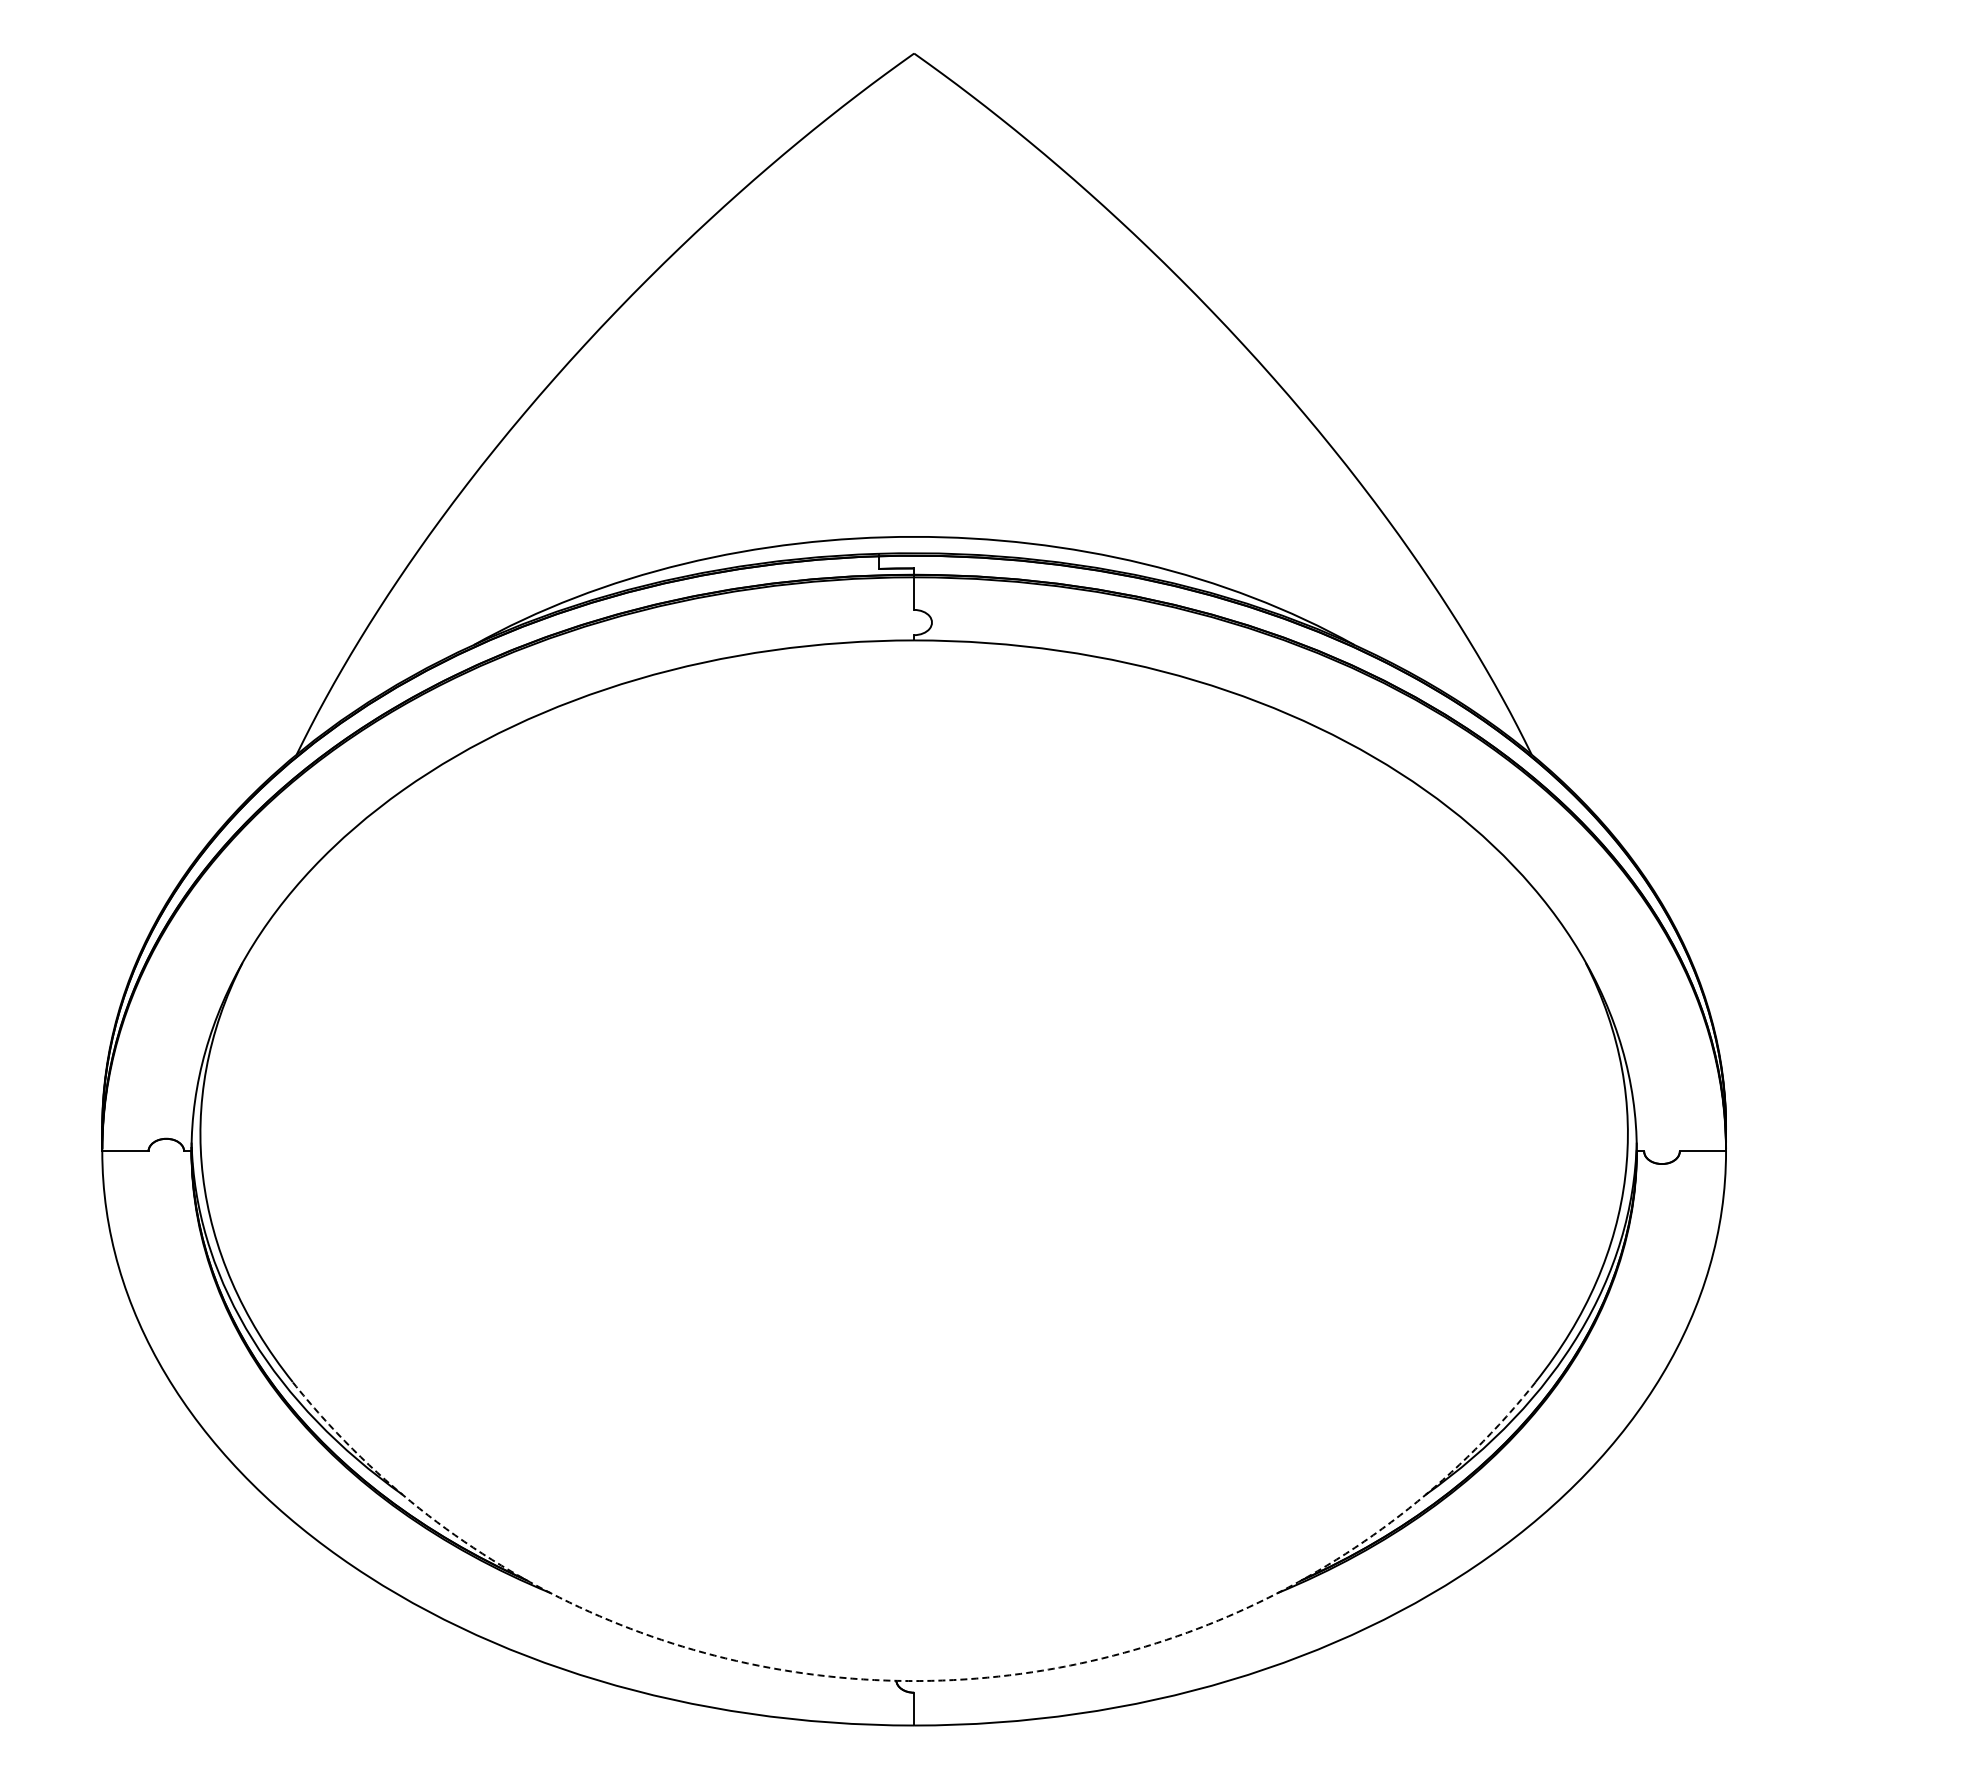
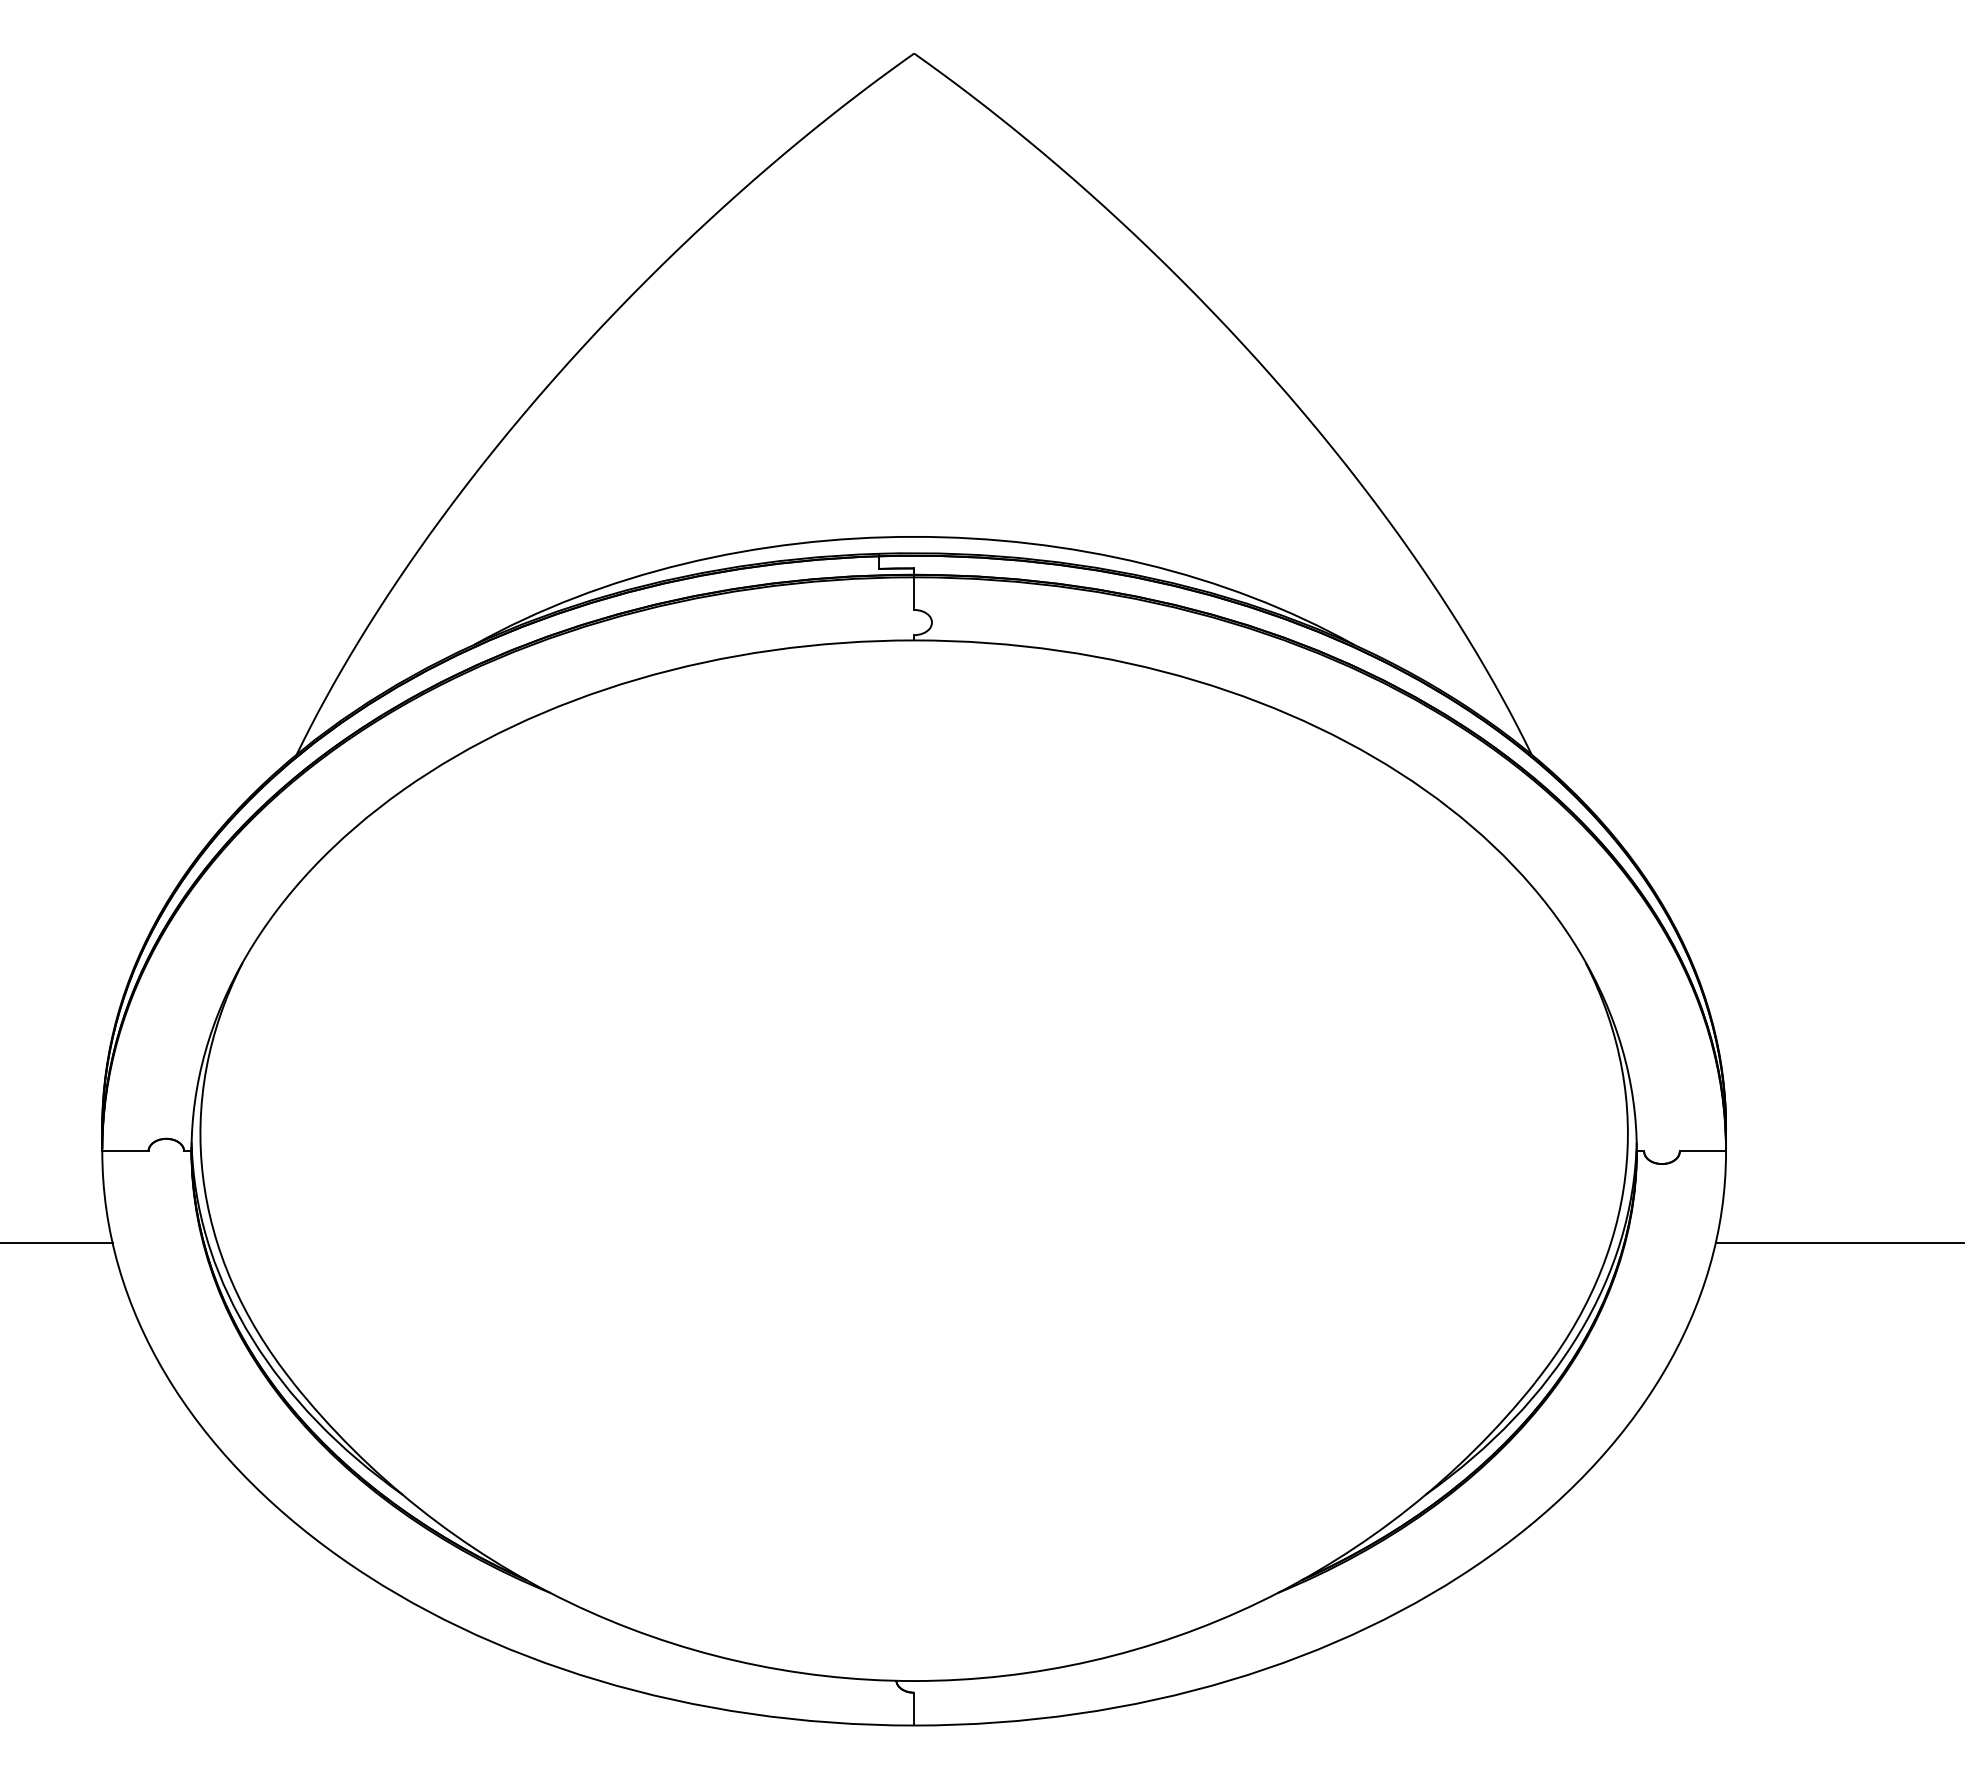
line: none -> present (57, 1243)
line: none -> present (1839, 1243)
arc: dashed -> solid (914, 1681)
